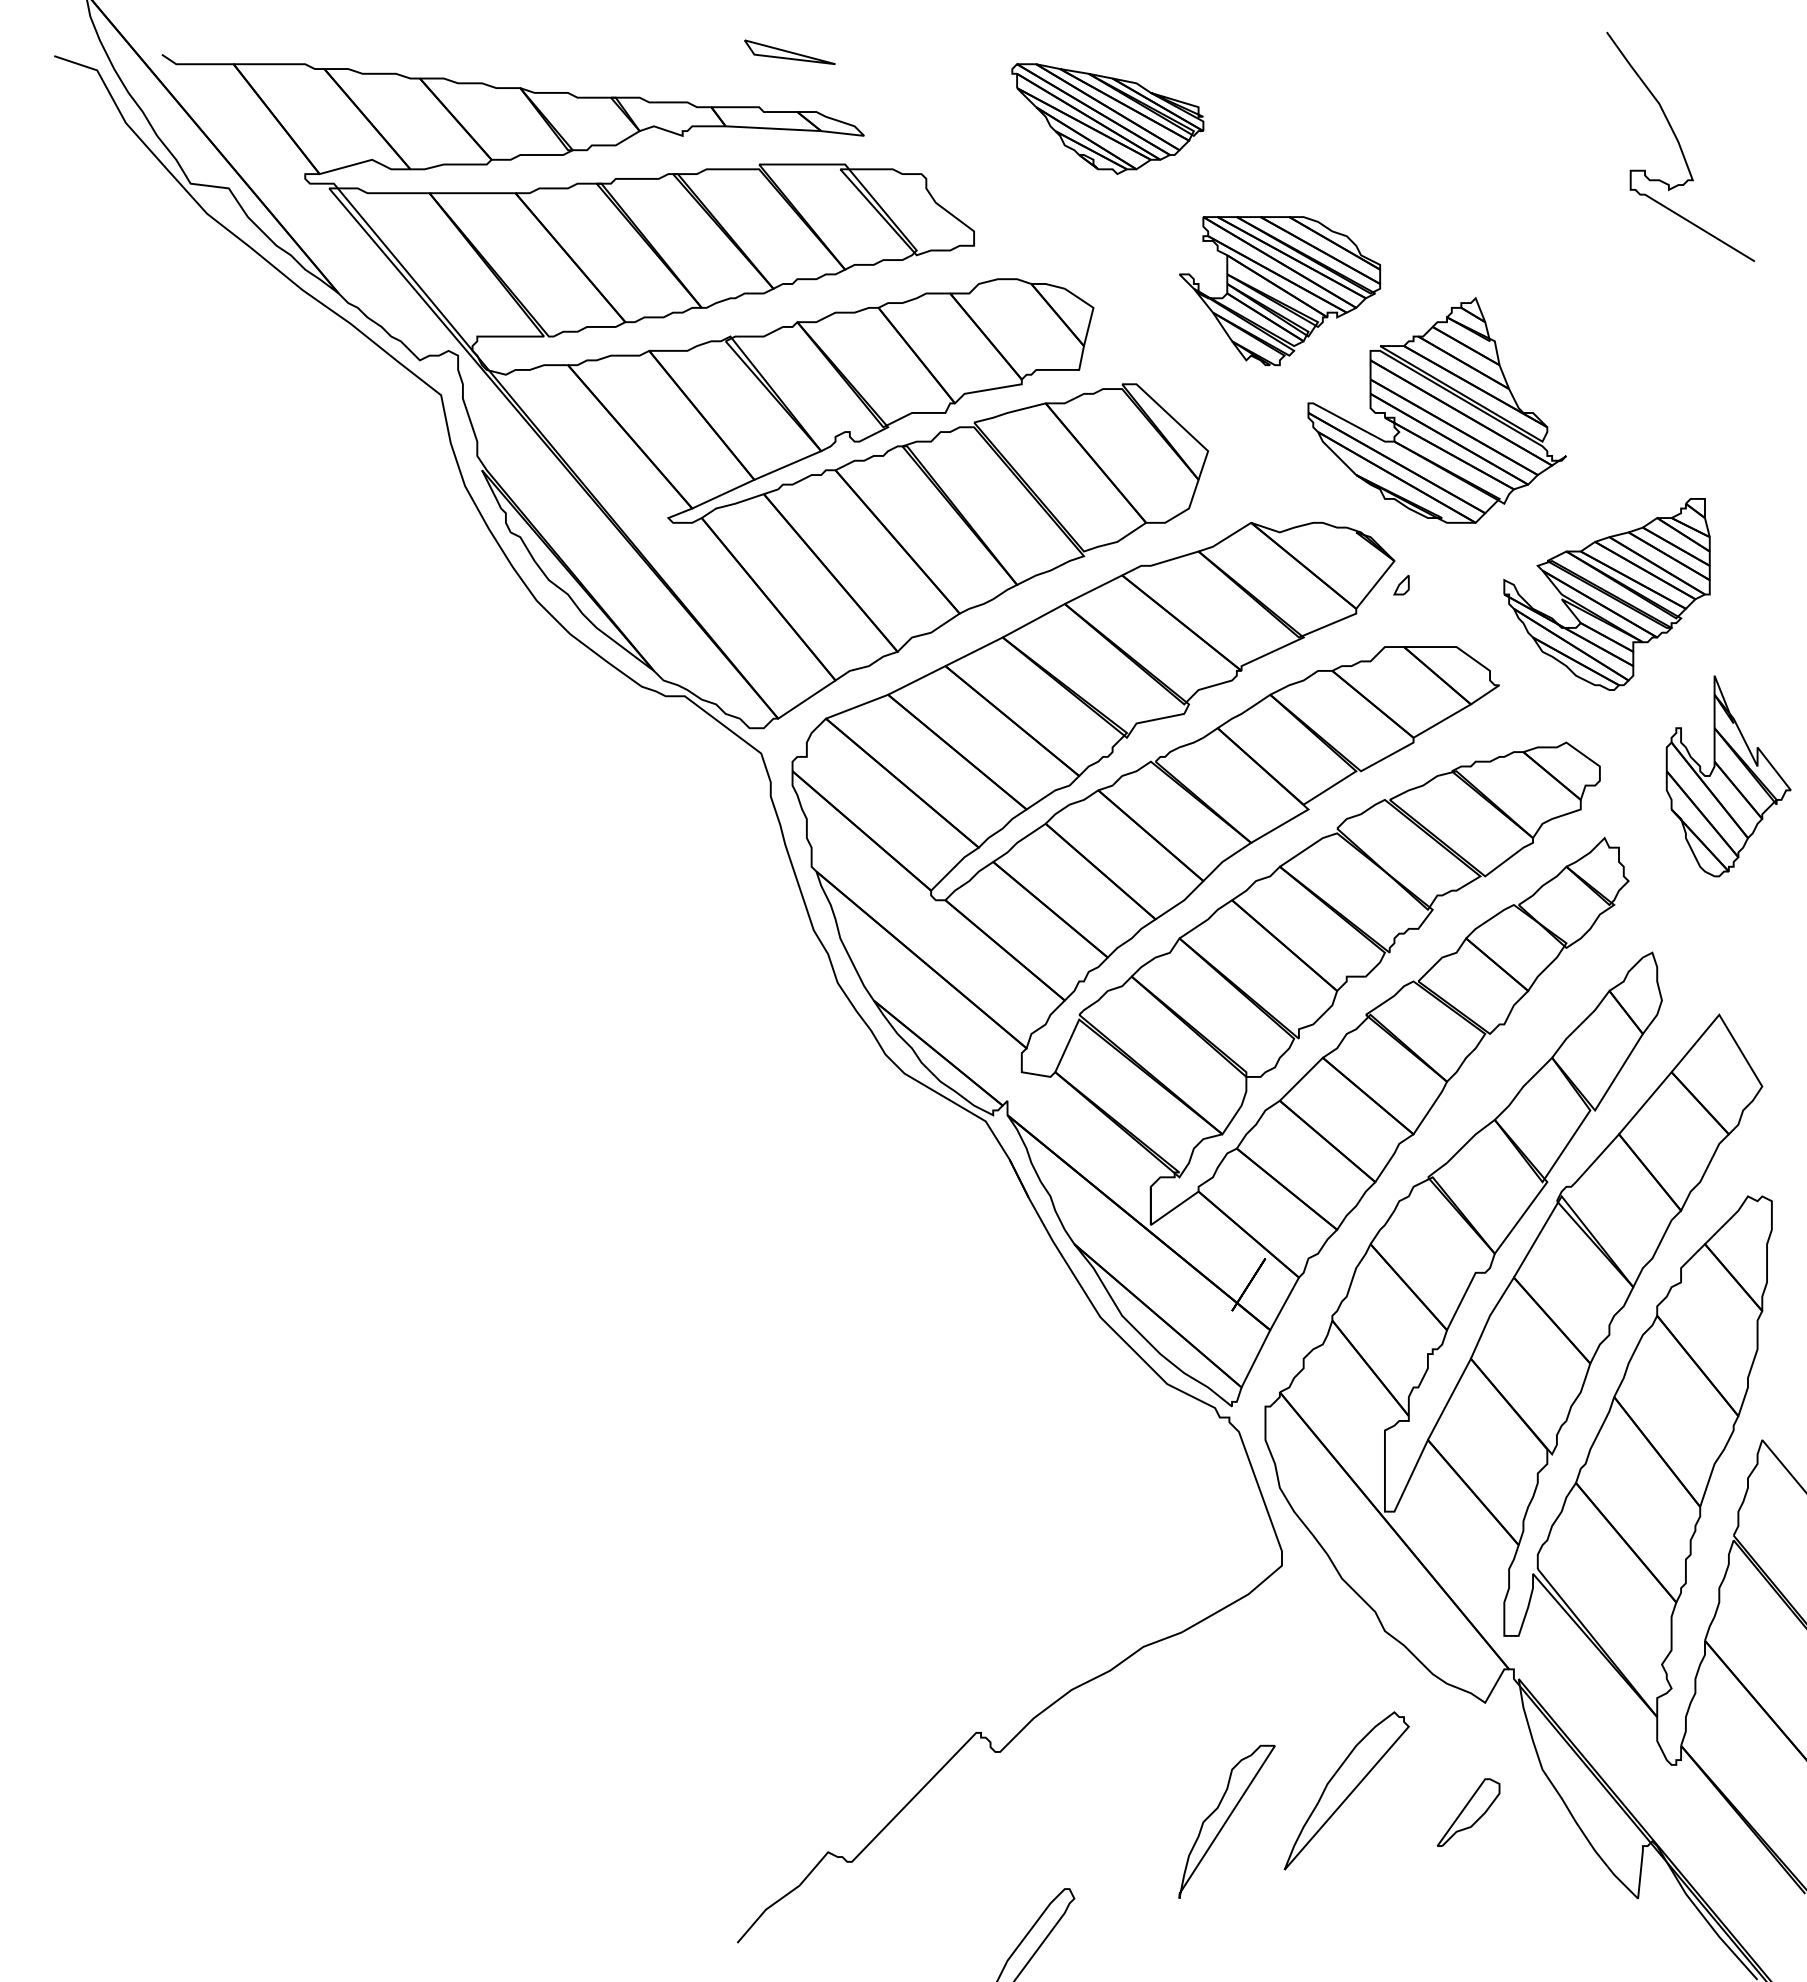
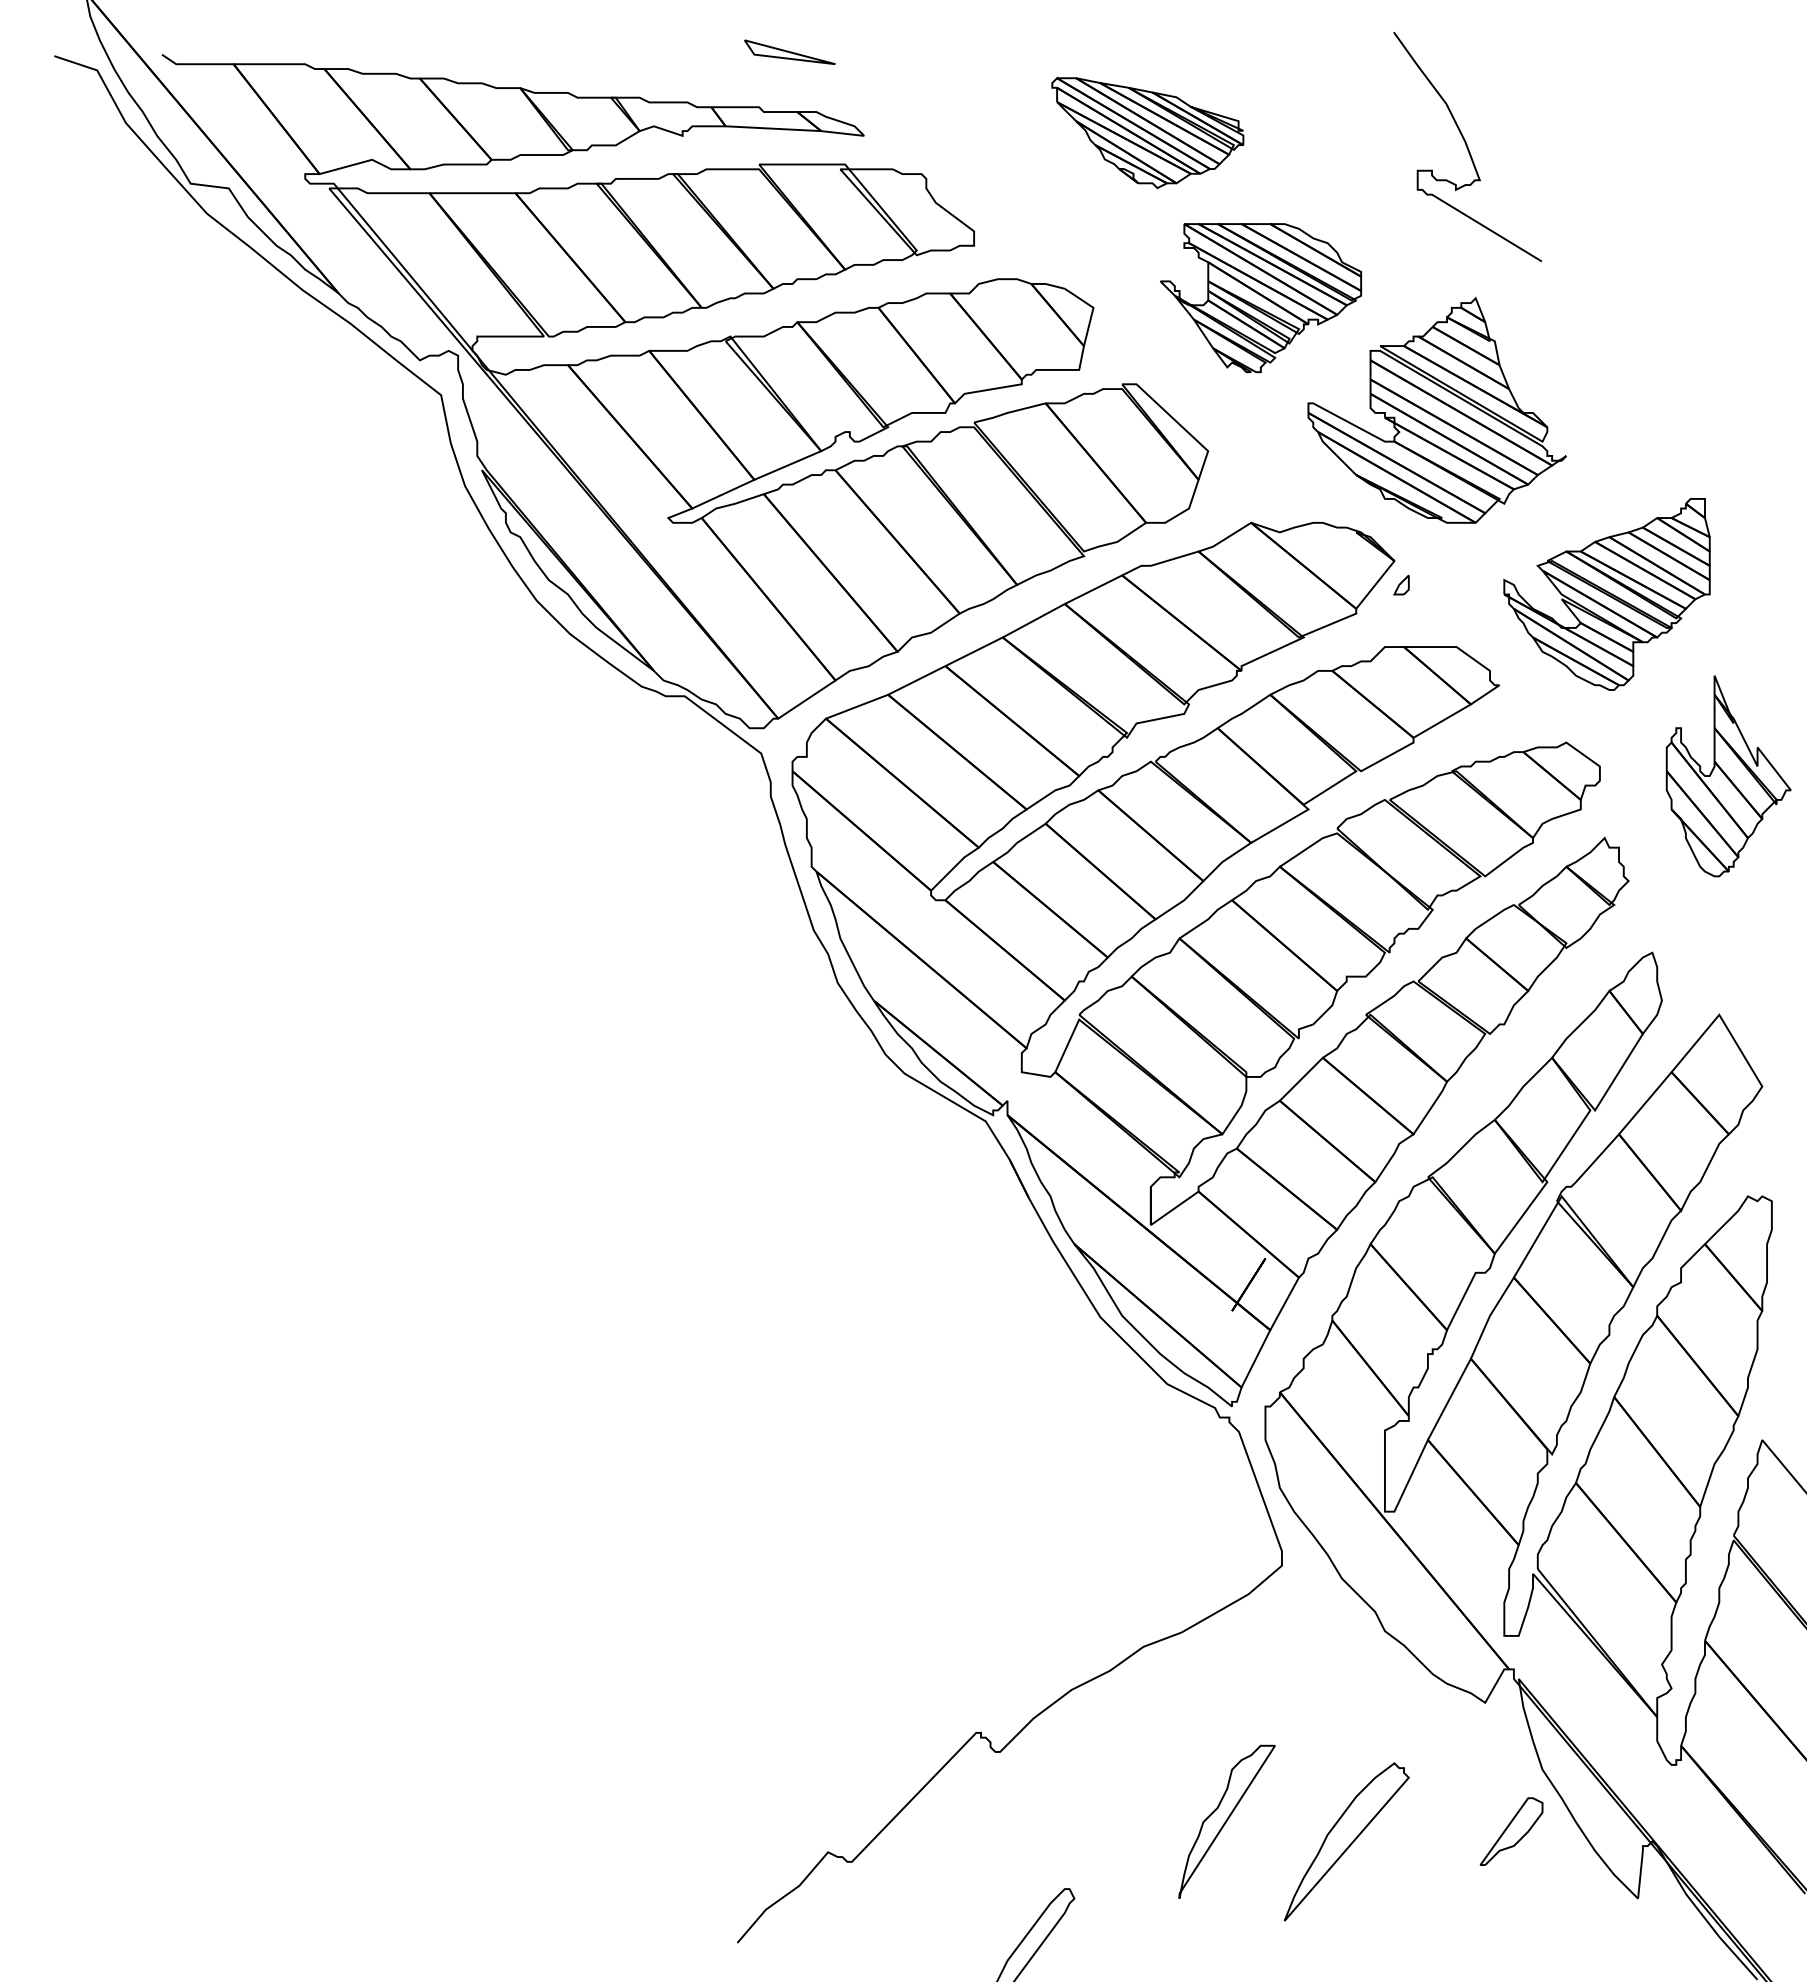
part position: (1107, 118) -> (1147, 132) (1147, 132)
curve position: (1680, 146) -> (1467, 146) (1467, 146)
part position: (1280, 291) -> (1261, 298) (1261, 298)
part position: (1346, 1790) -> (1346, 1841) (1346, 1841)
part position: (1468, 1812) -> (1511, 1831) (1511, 1831)
